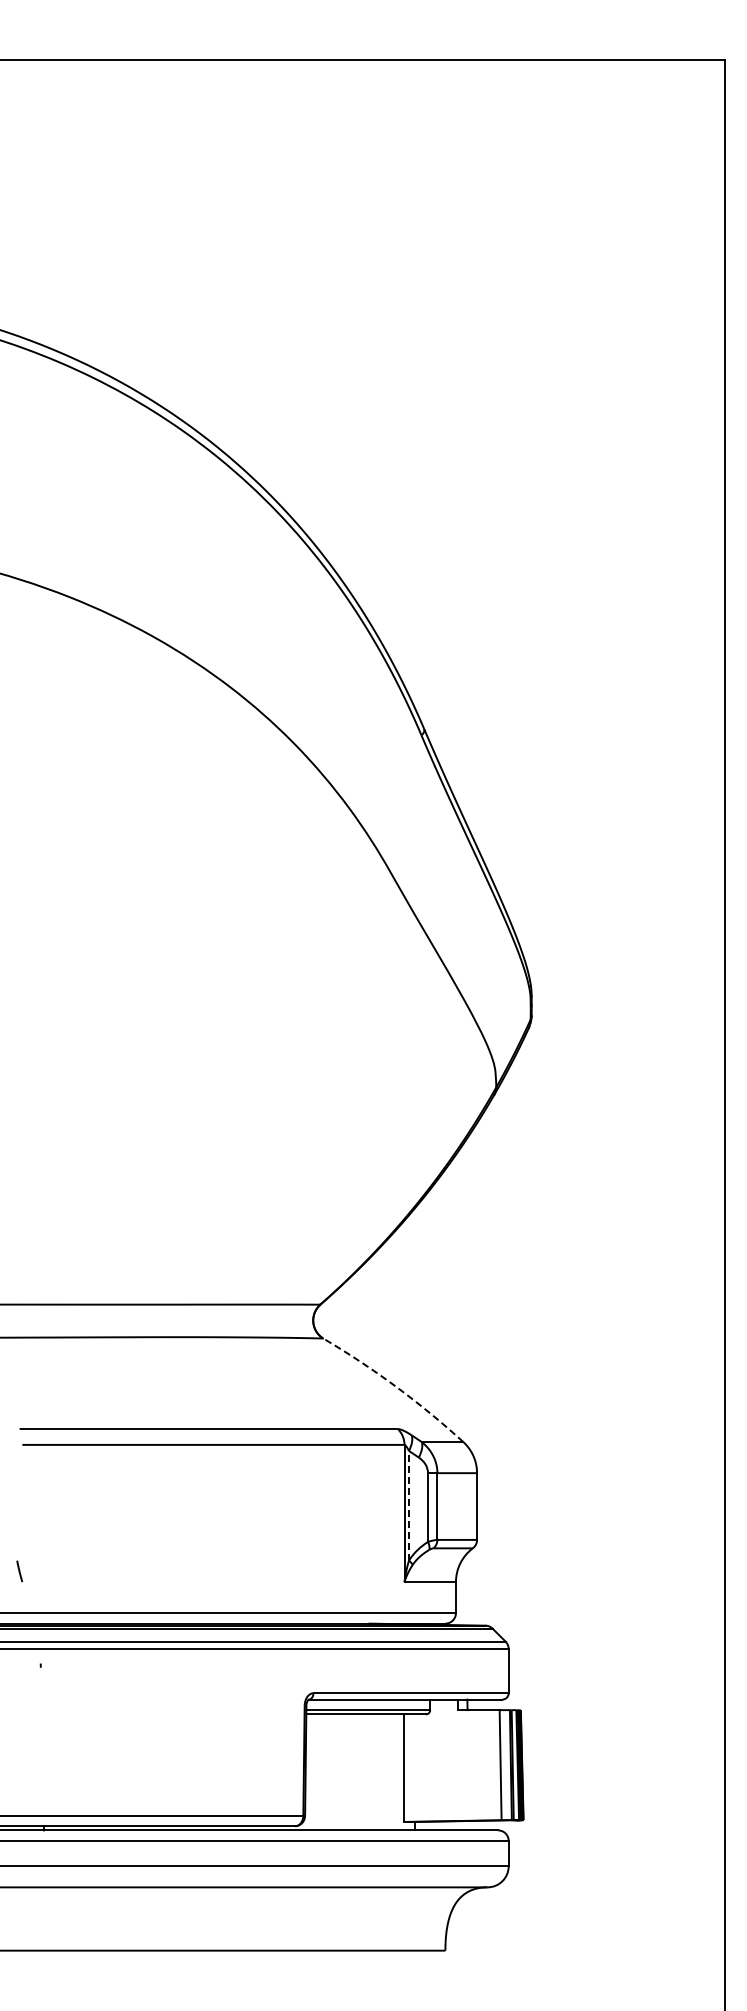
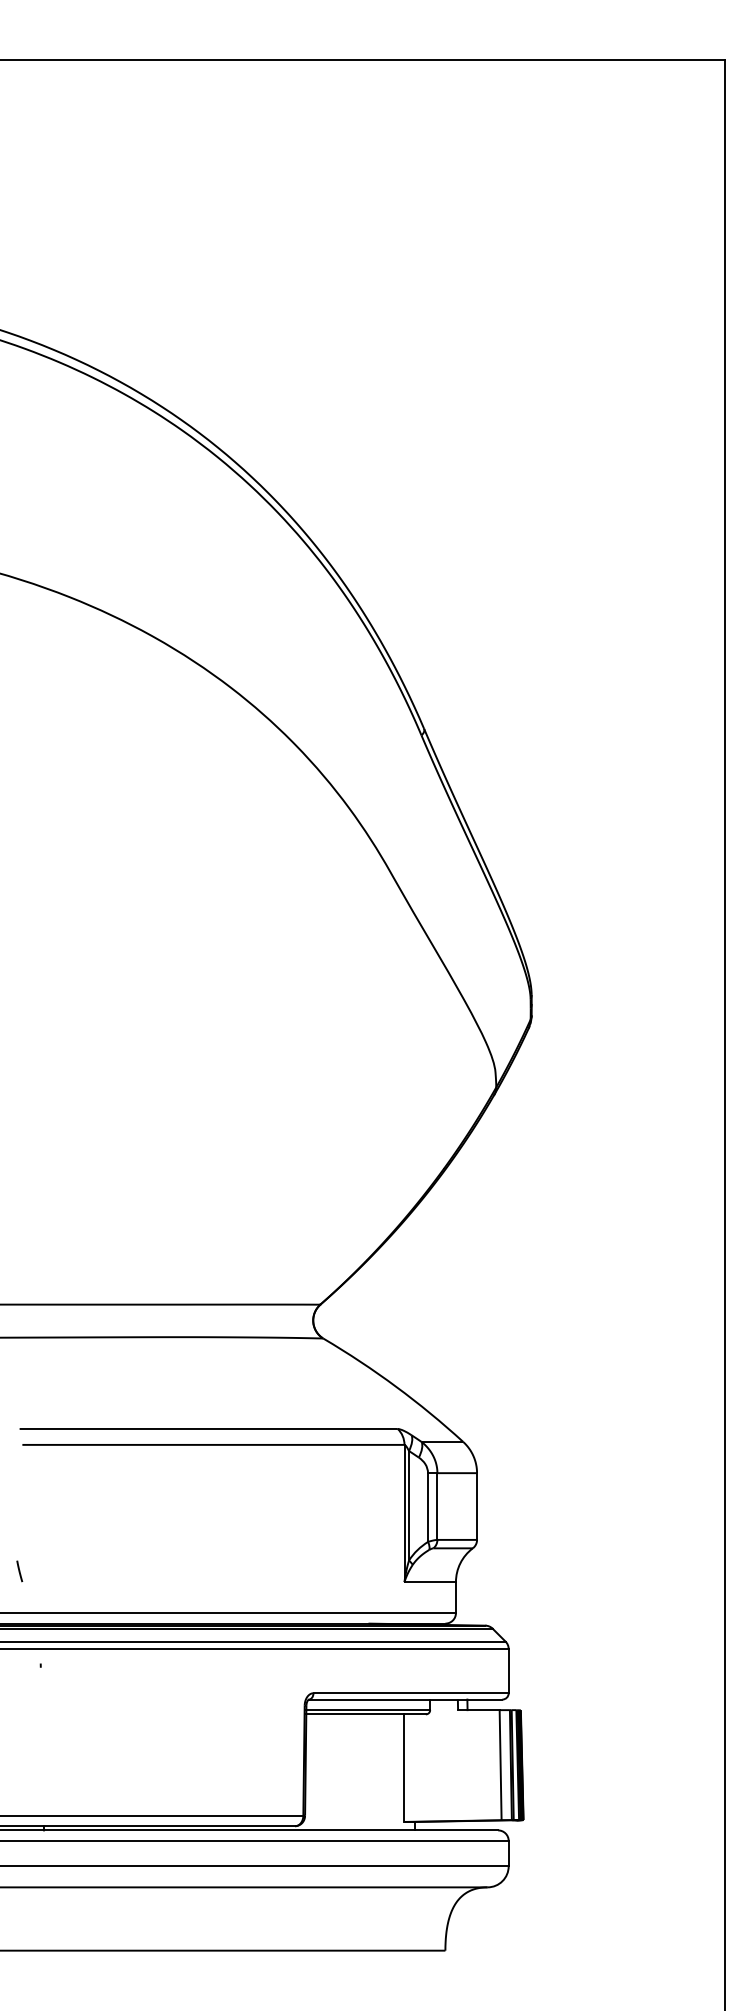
arc: dashed -> solid (396, 1386)
line: dashed -> solid (409, 1505)
